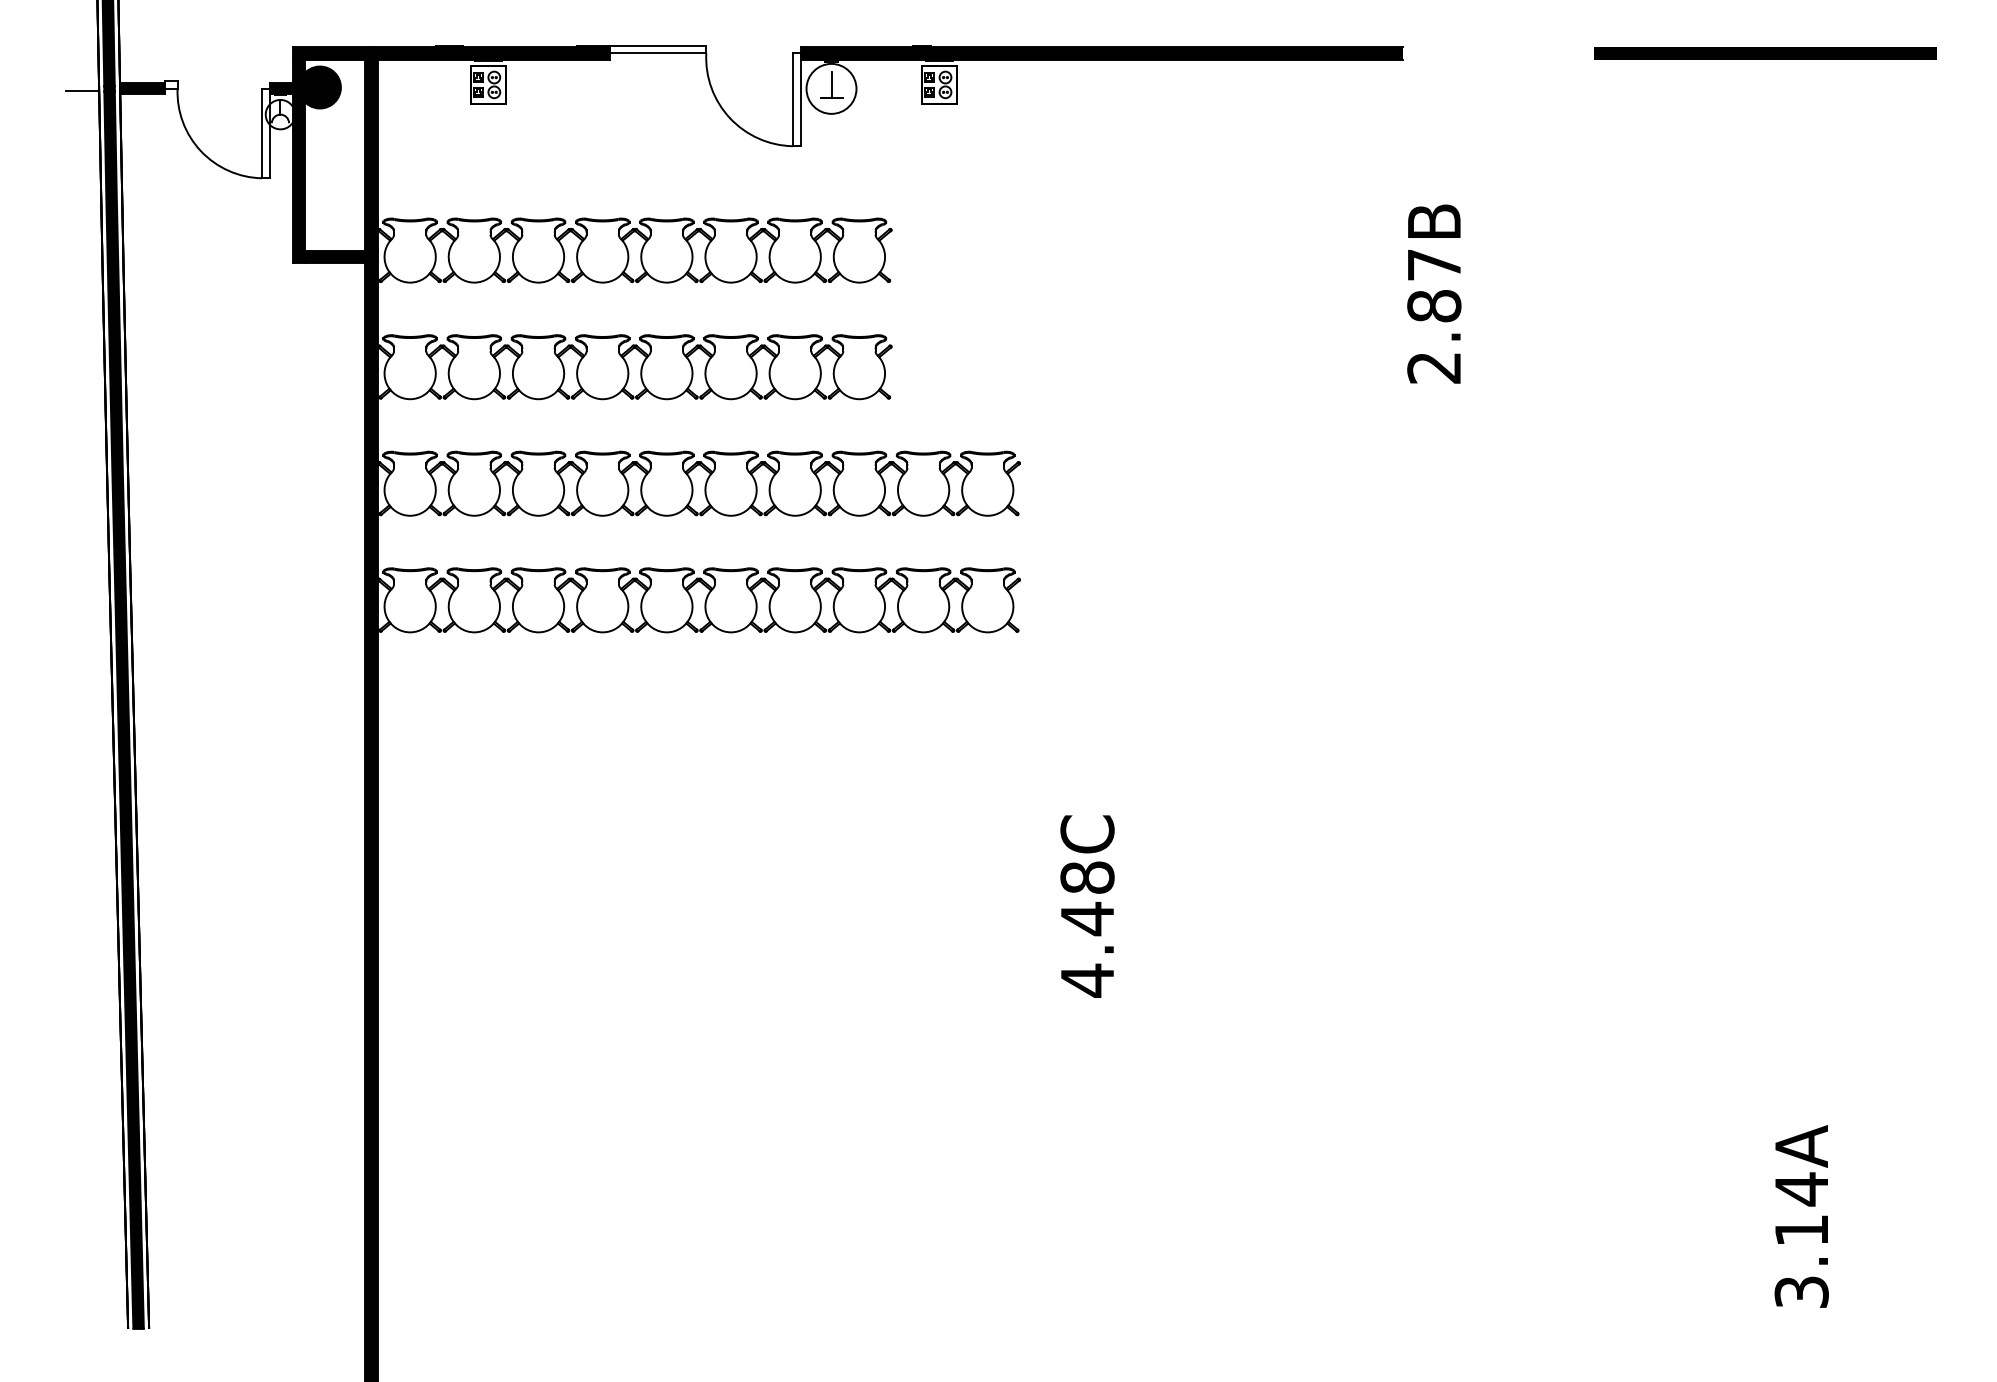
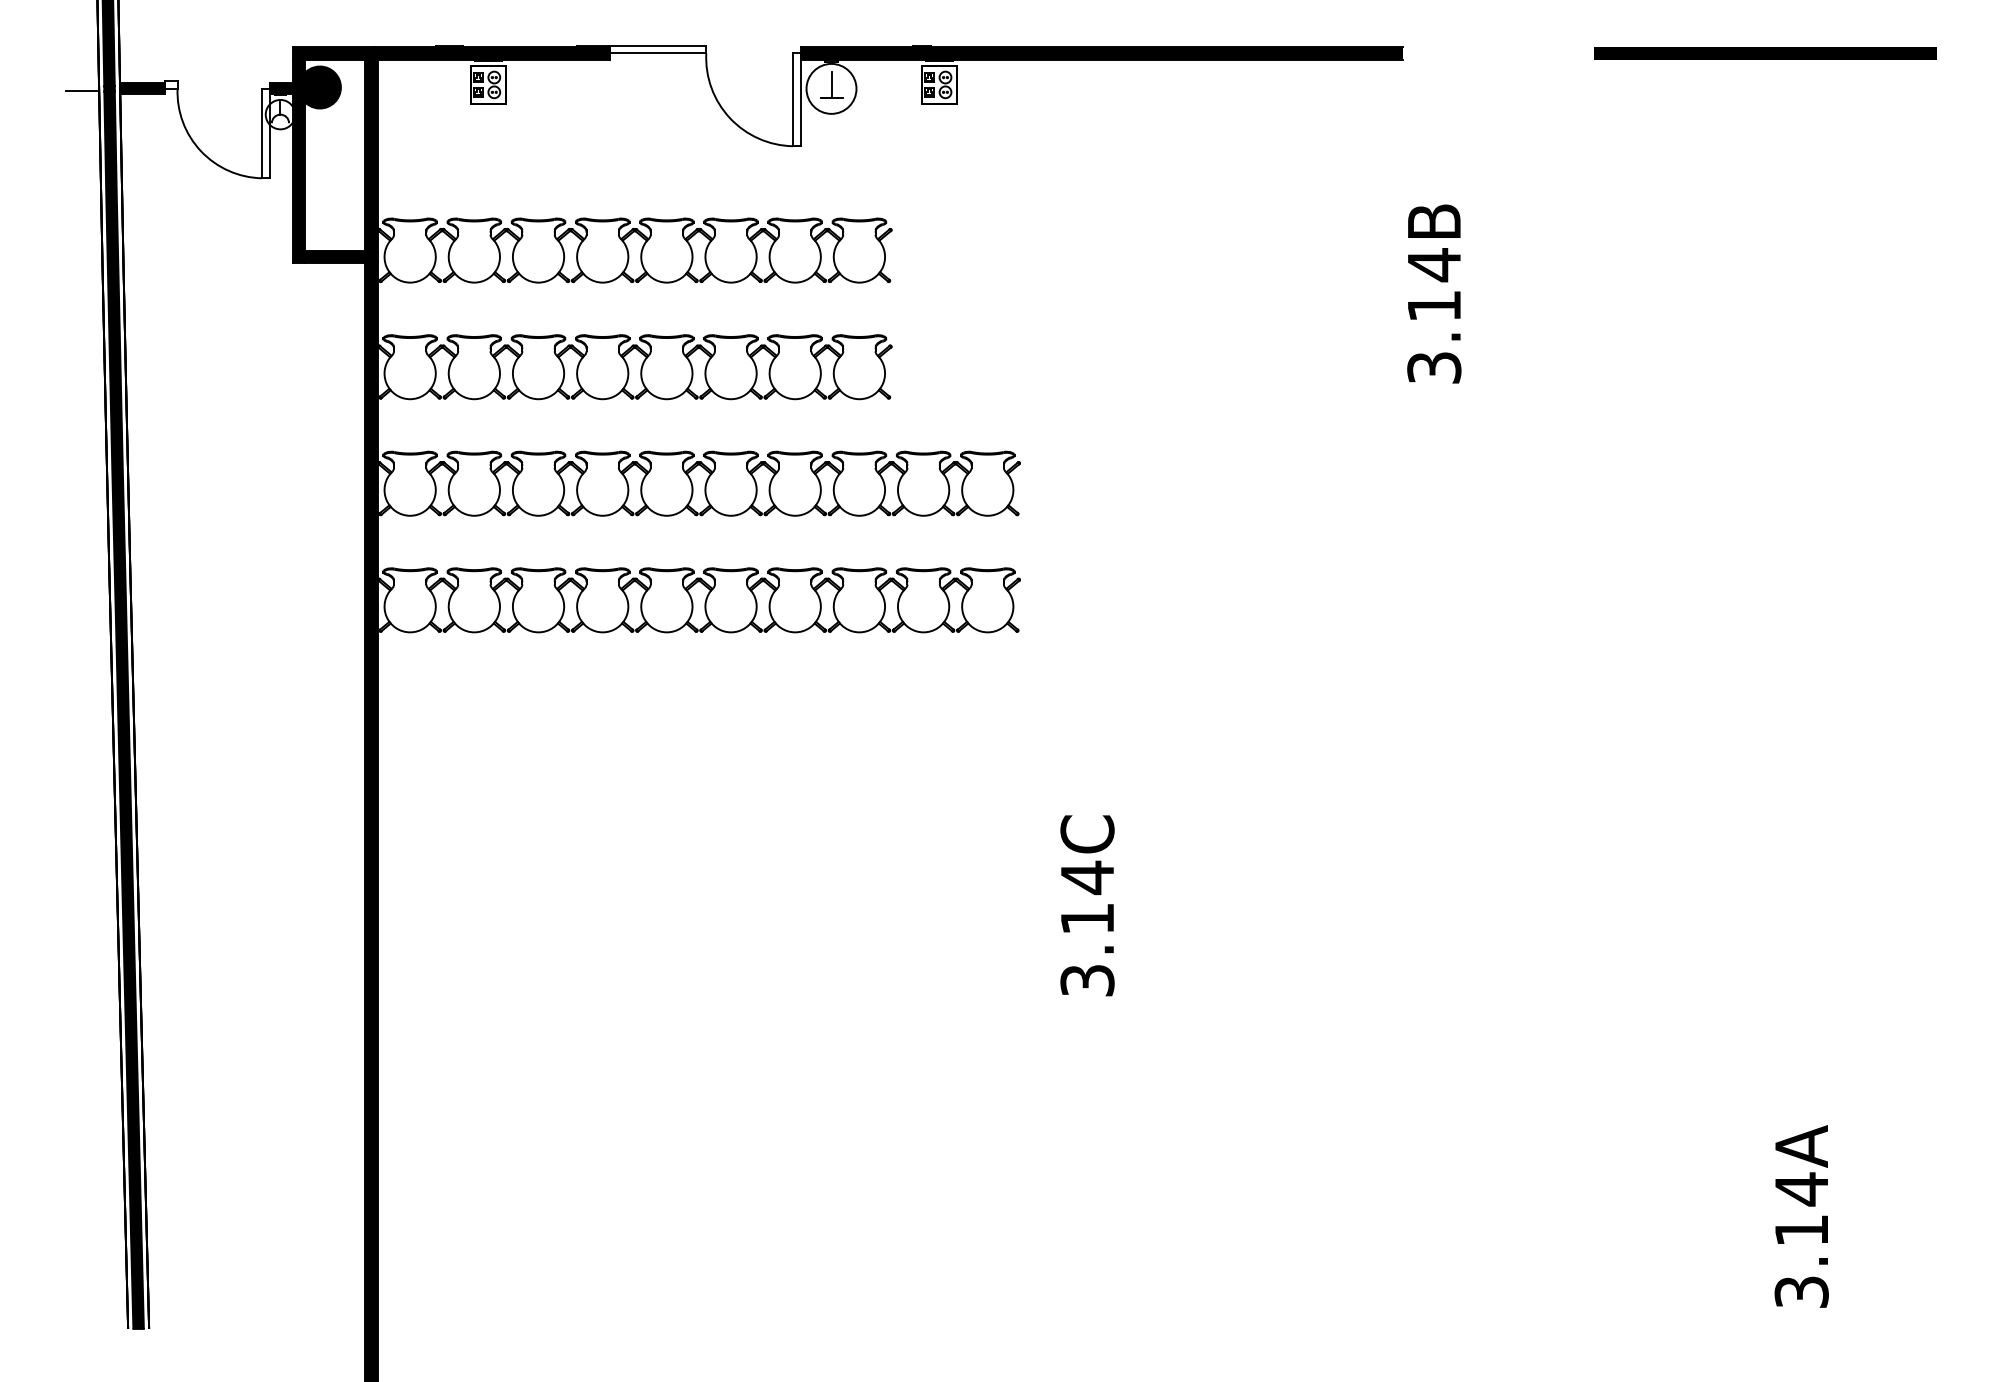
text: 2.87B -> 3.14B (1434, 315)
text: 4.48C -> 3.14C (1087, 928)
